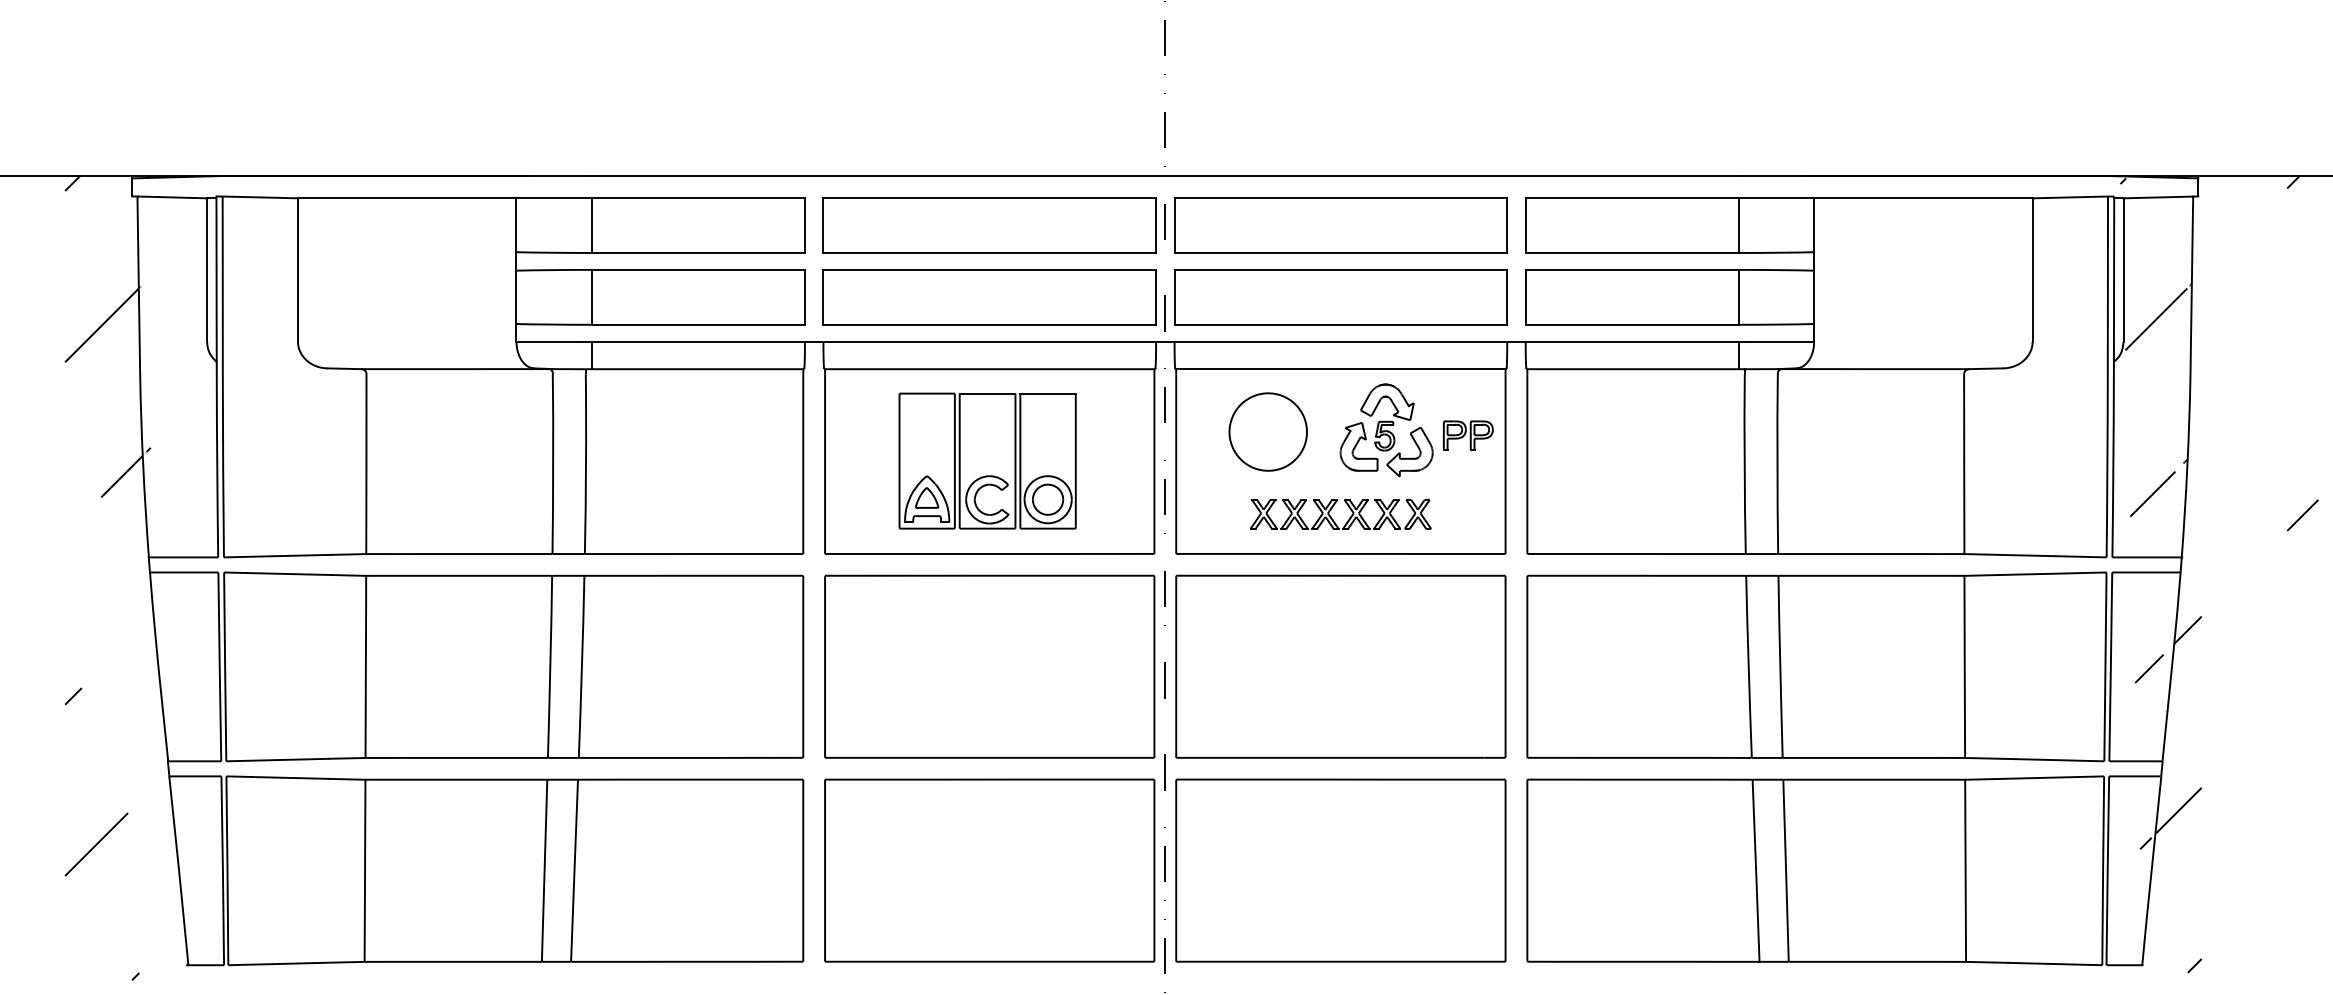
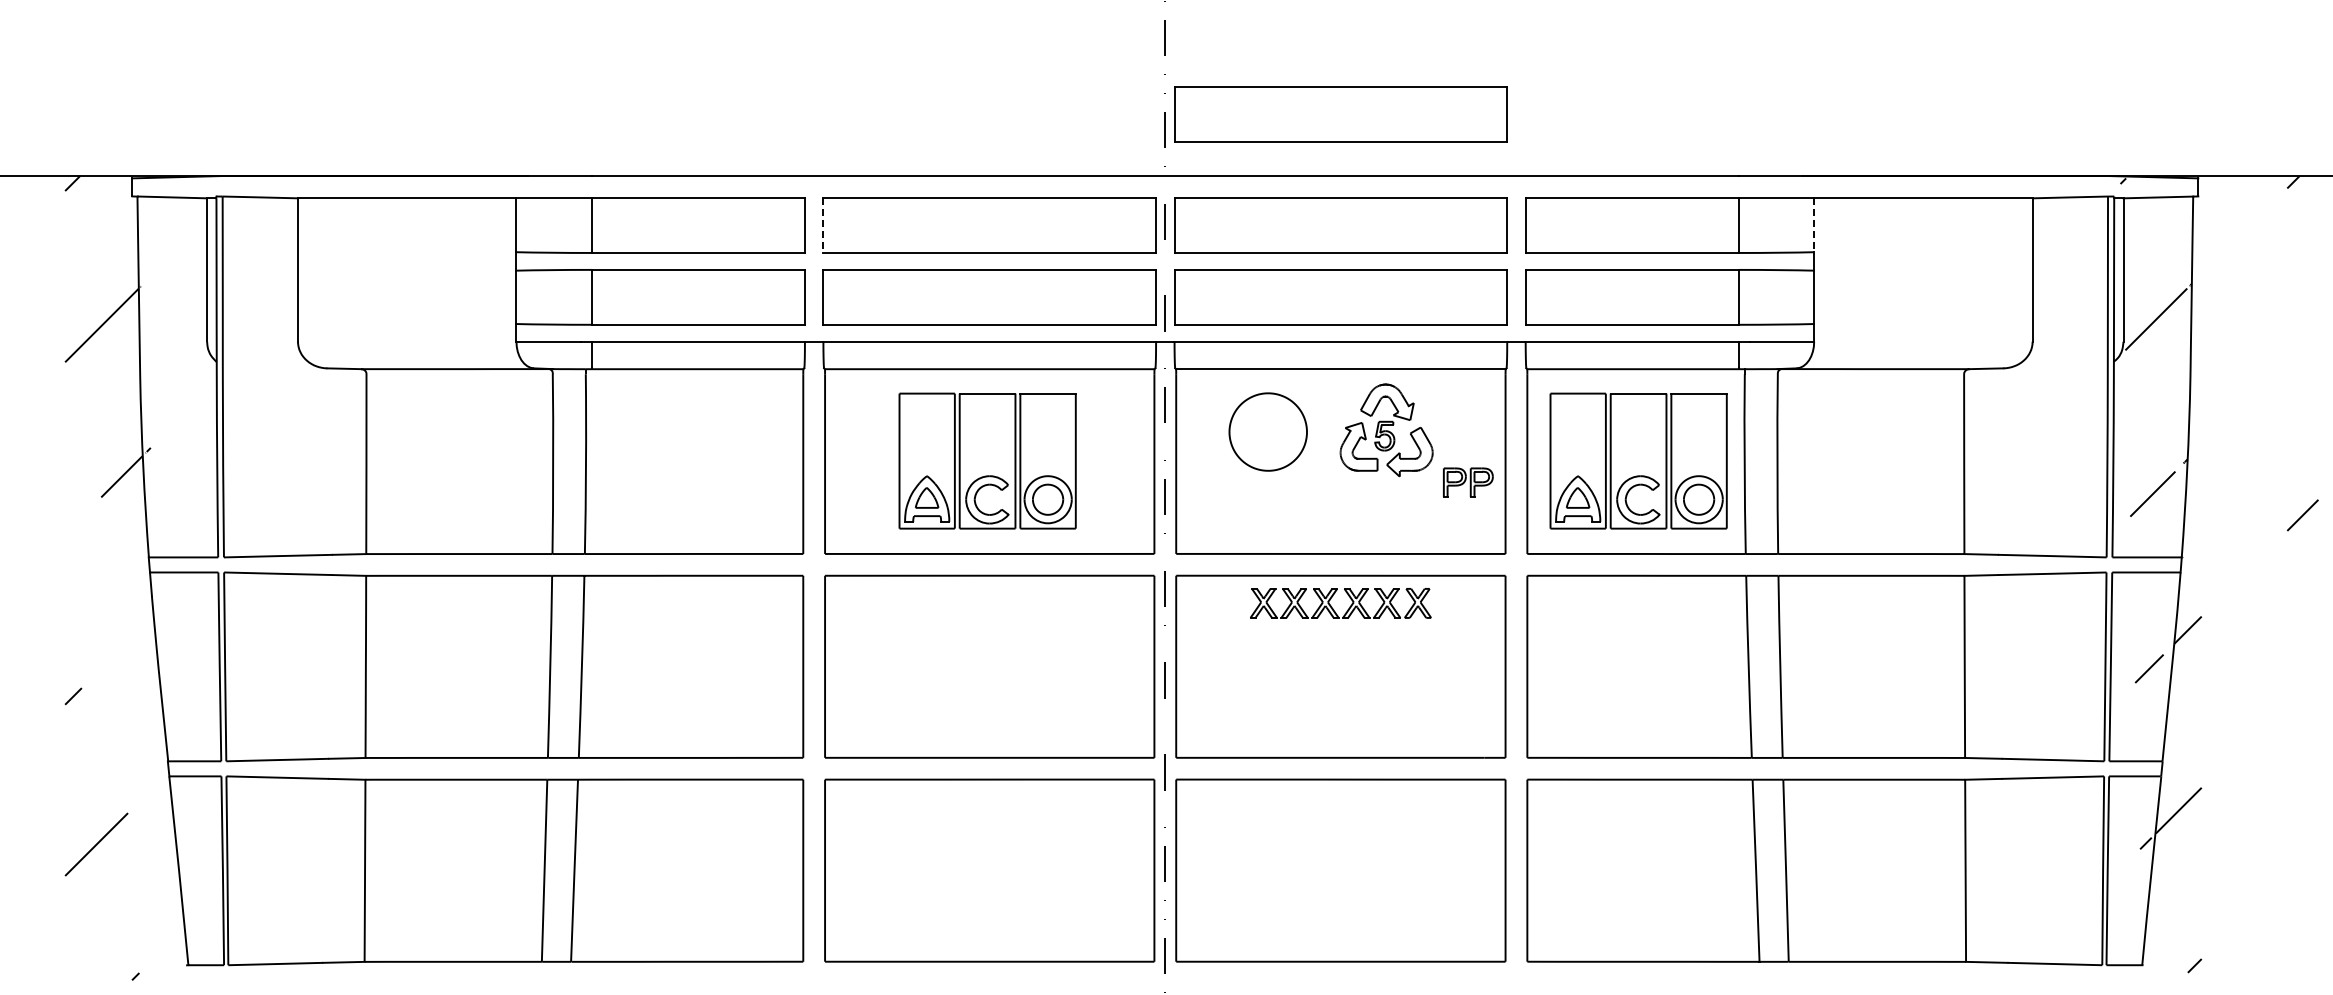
part: none -> present (1340, 114)
line: solid -> dashed (1814, 225)
line: solid -> dashed (823, 226)
part position: (1468, 435) -> (1468, 482) (1468, 482)
part: none -> present (1638, 460)
part position: (1333, 519) -> (1333, 608) (1333, 608)
